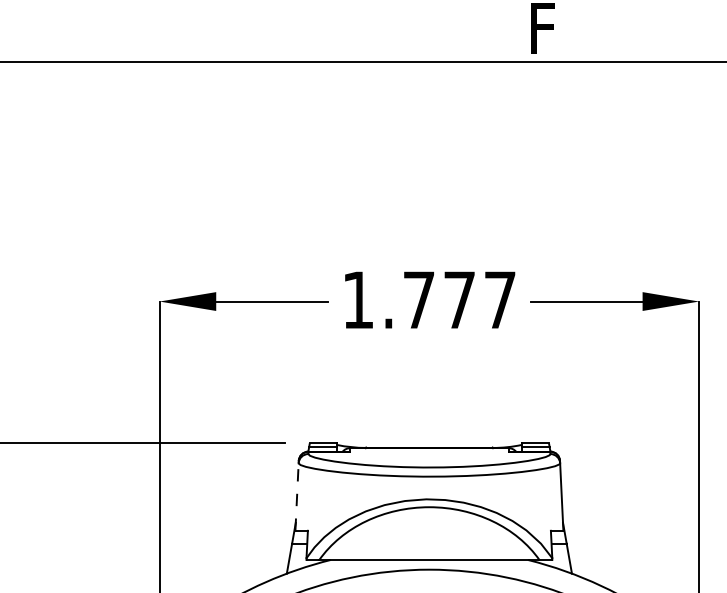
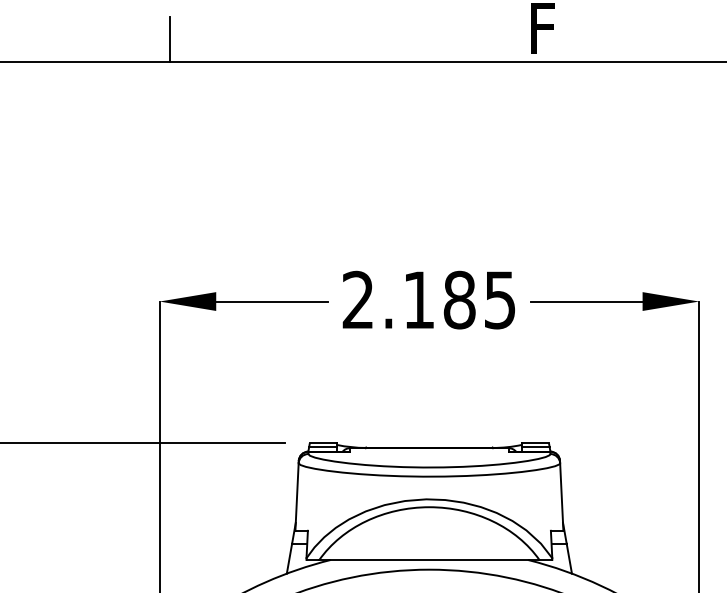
line: none -> present (169, 38)
text: 1.777 -> 2.185 (428, 299)
line: dashed -> solid (297, 497)
